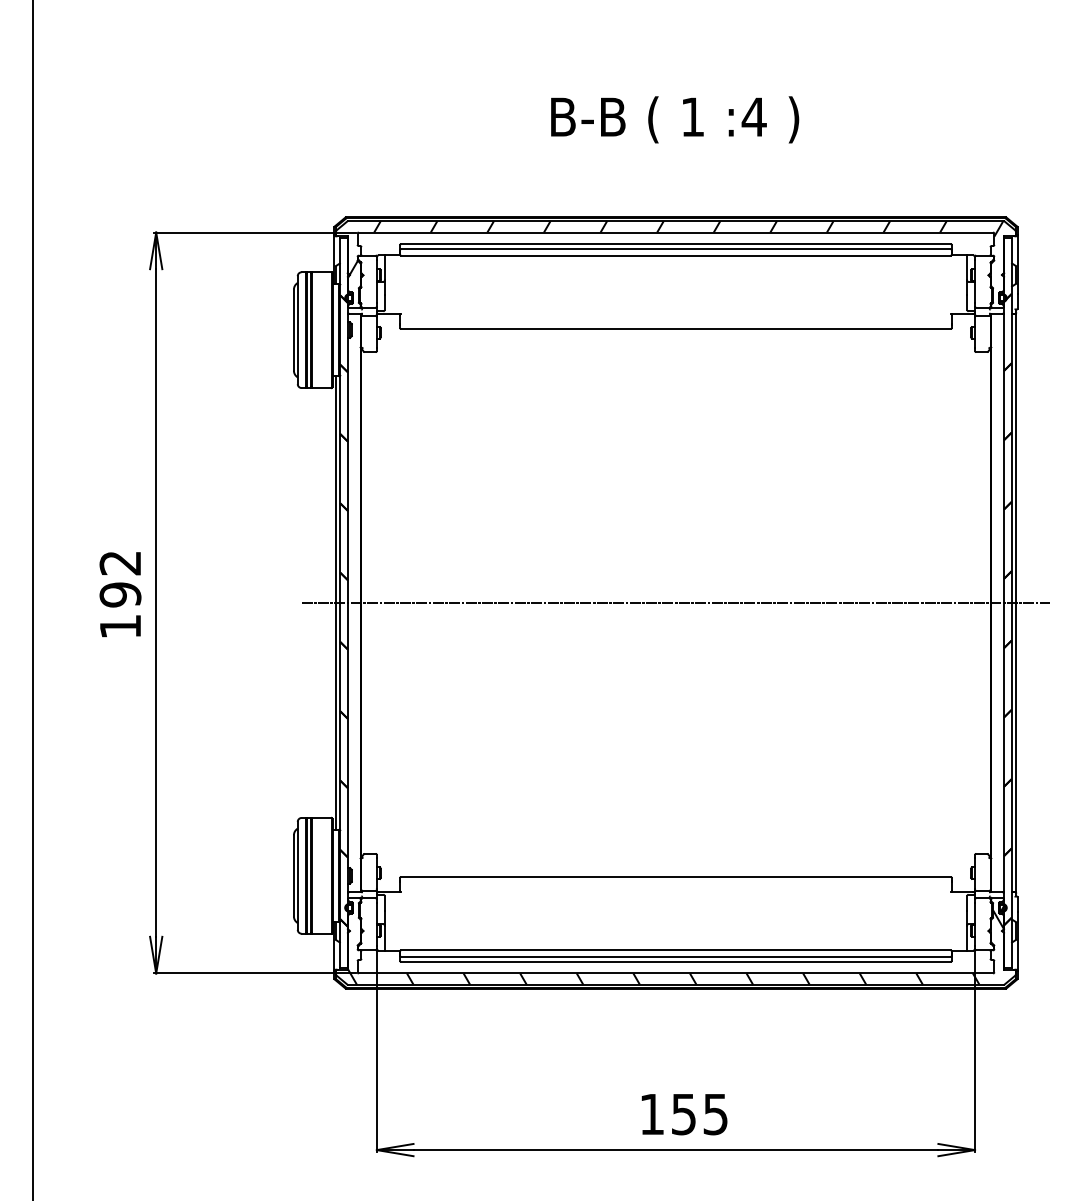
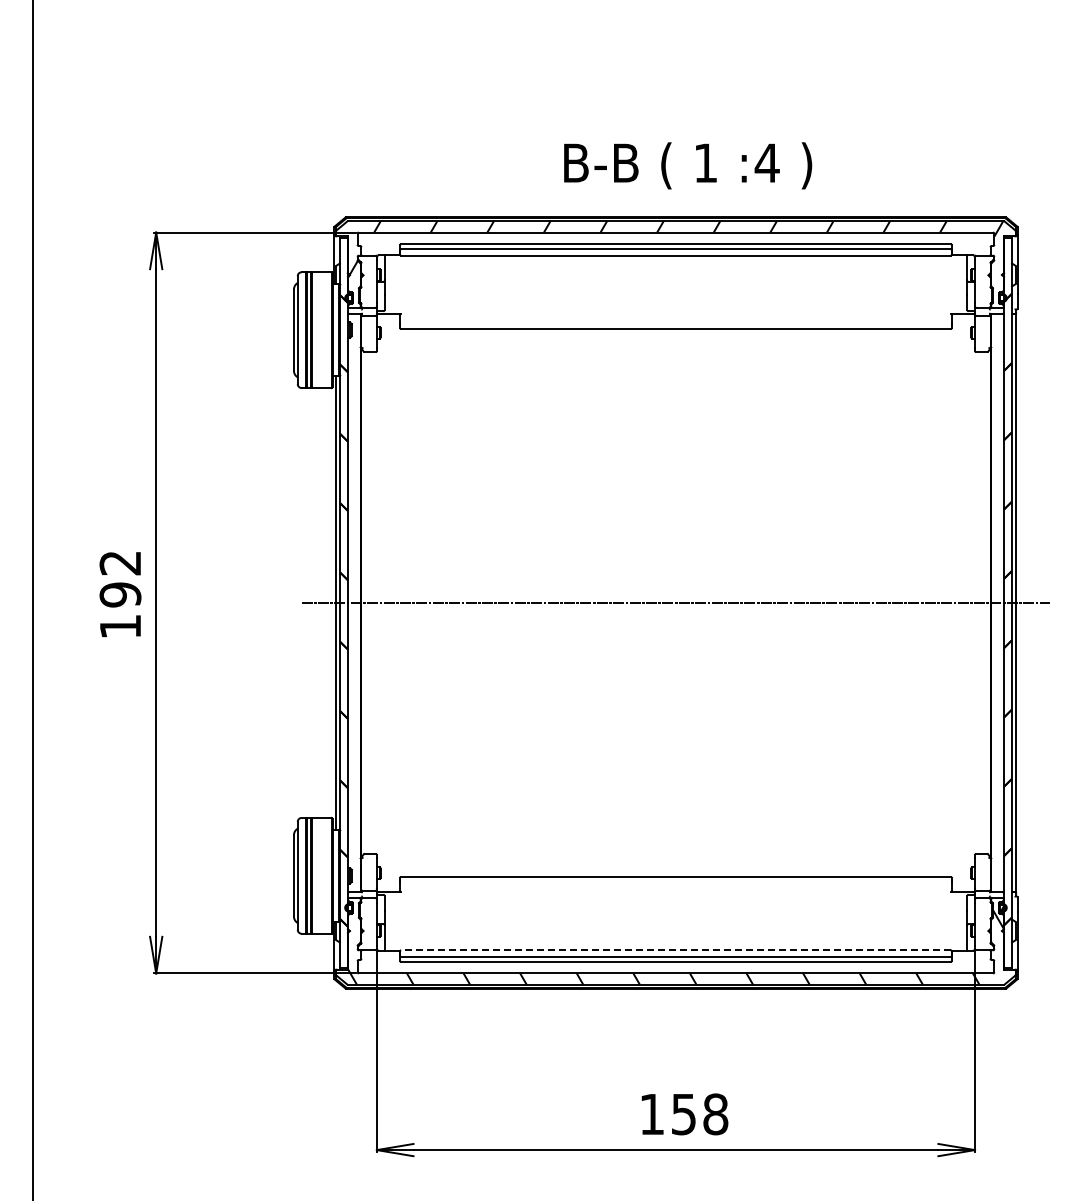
text position: (675, 119) -> (688, 165) (688, 165)
line: solid -> dashed (675, 950)
text: 155 -> 158 (715, 1114)
